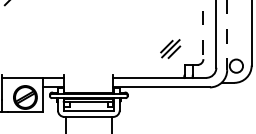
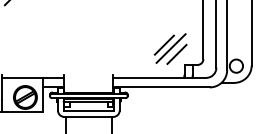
line: dashed -> solid (203, 30)
line: dashed -> solid (227, 35)
part size: 22x20 px -> 35x32 px (170, 48)
